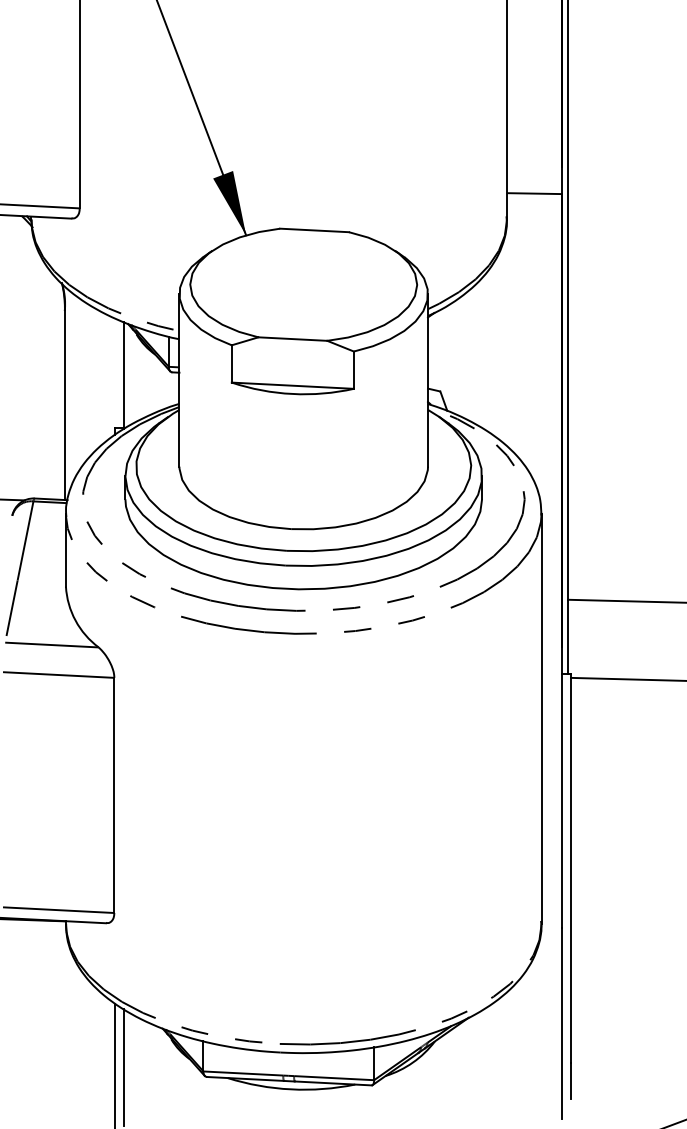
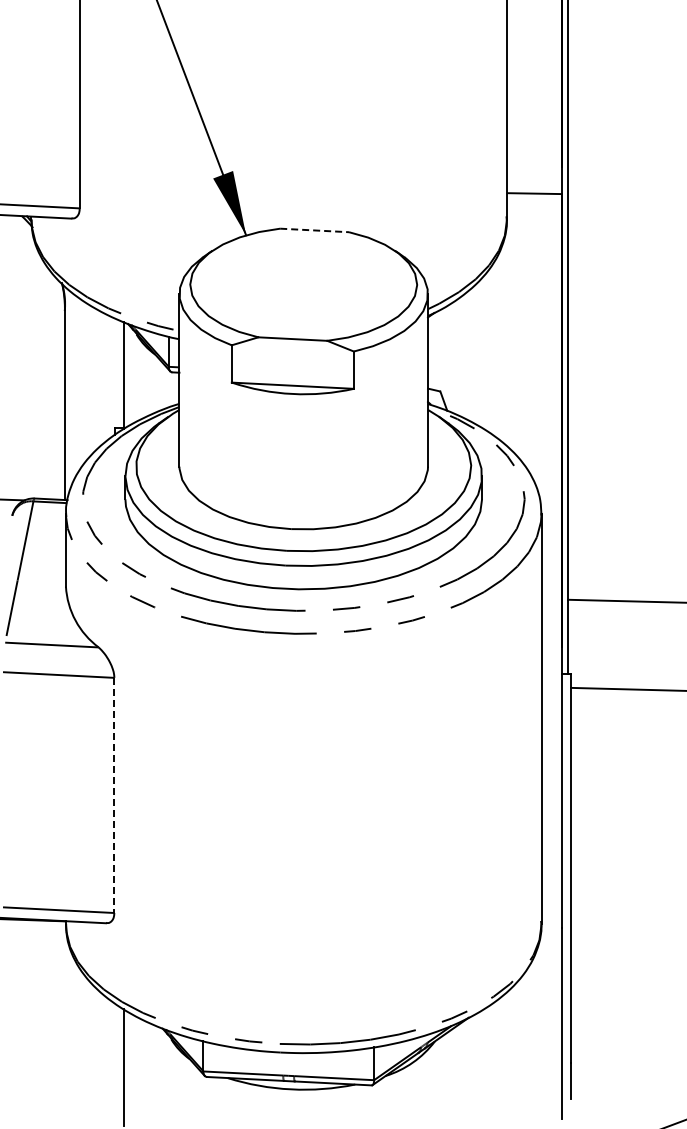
line: solid -> dashed (315, 230)
line position: (626, 678) -> (626, 688) (626, 688)
line: solid -> dashed (114, 795)
line: present -> none (115, 1064)
